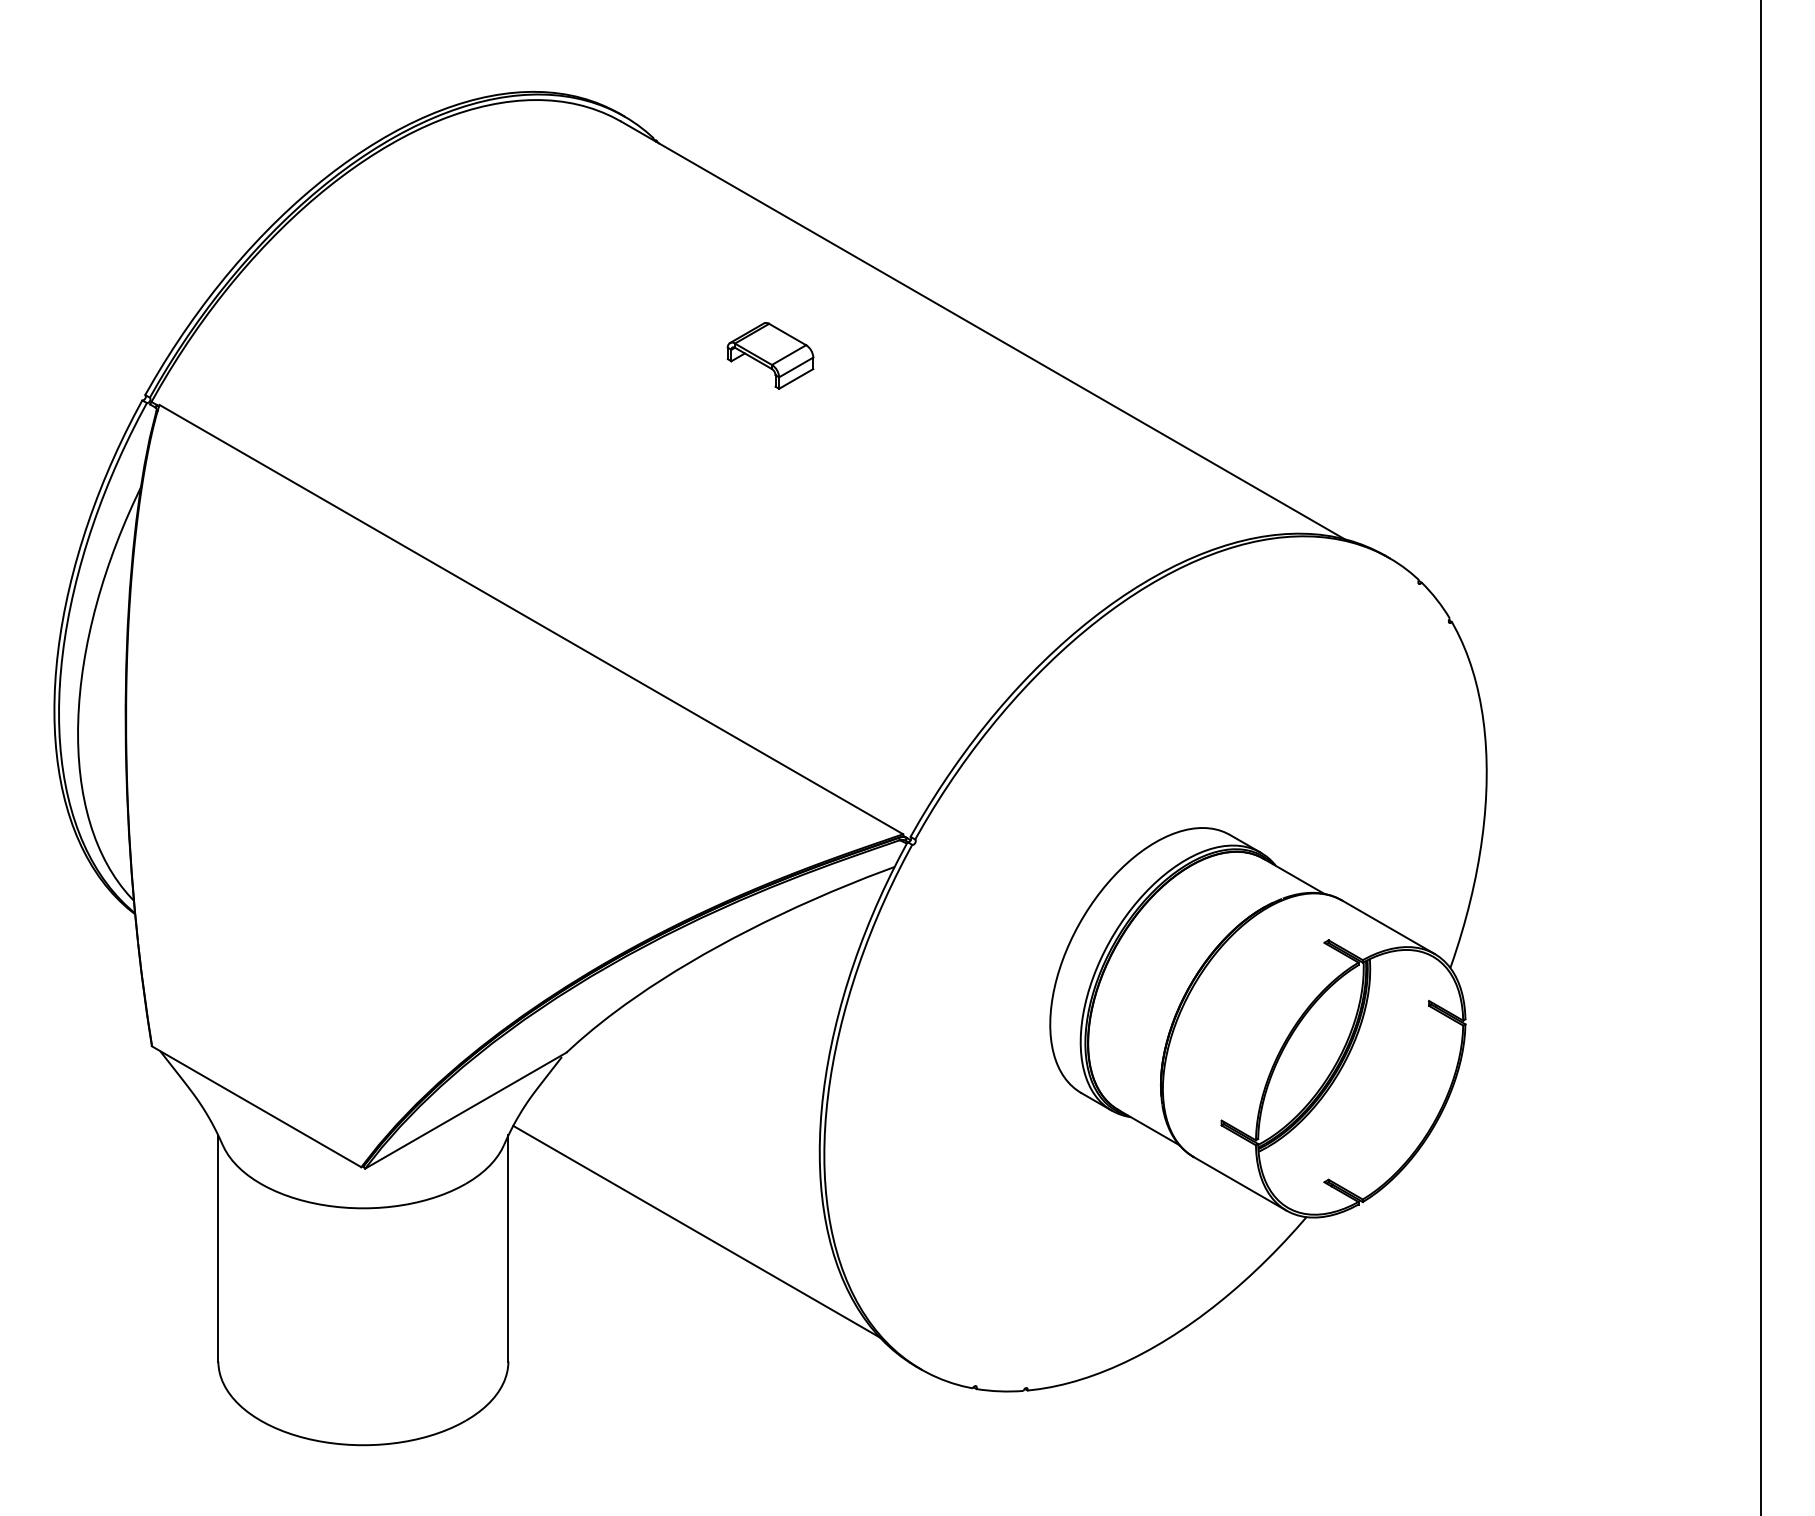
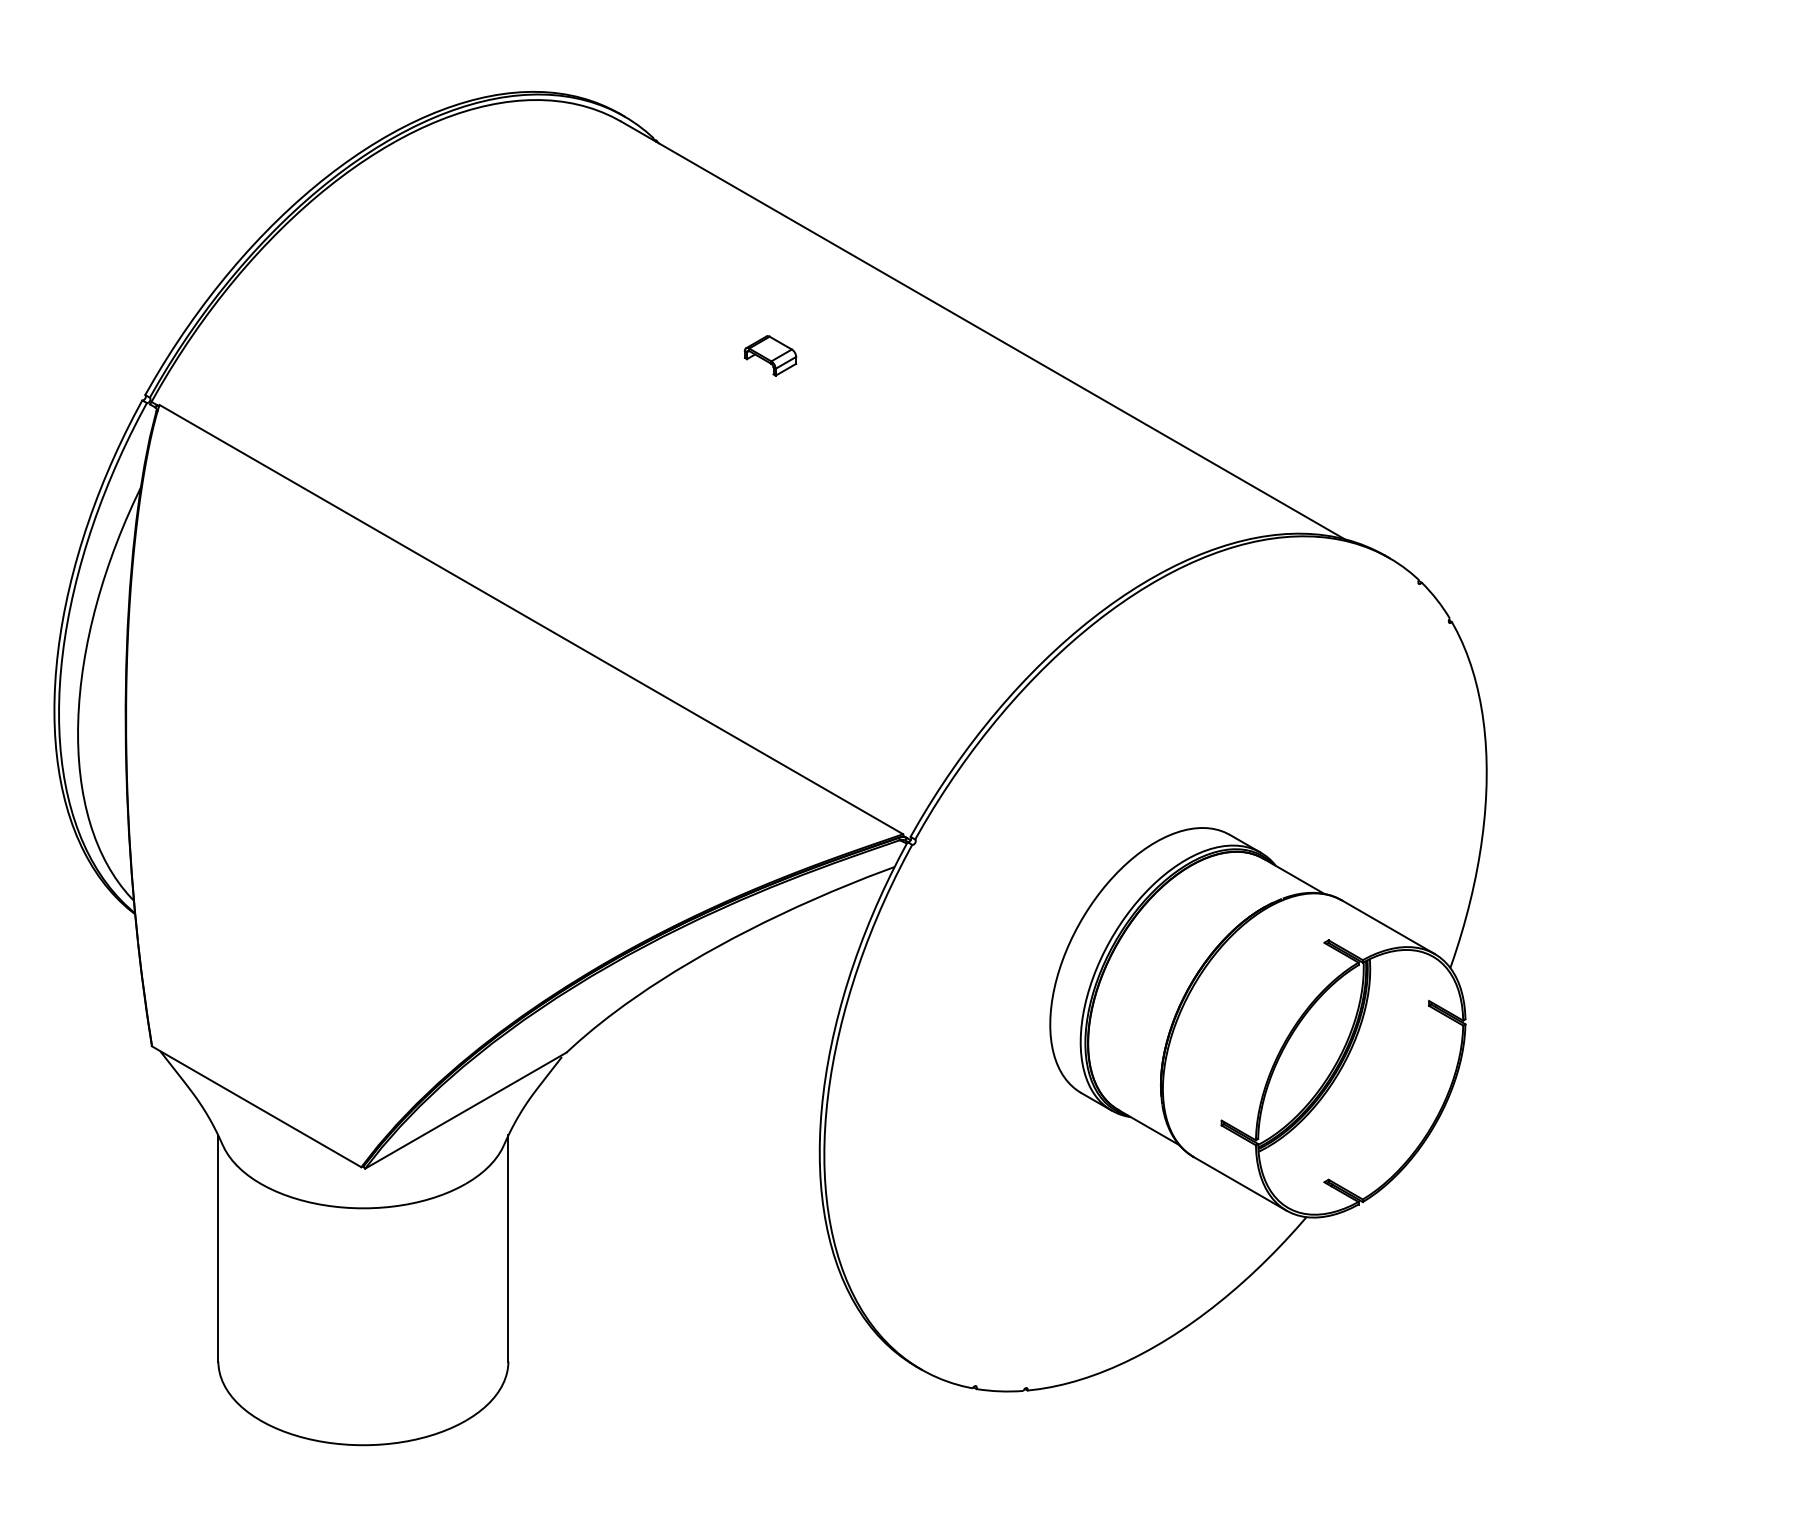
part size: 89x68 px -> 55x42 px (770, 355)
line: present -> none (1760, 757)
line: present -> none (696, 1231)
